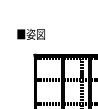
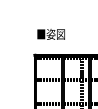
text position: (30, 34) -> (50, 34) (50, 34)
